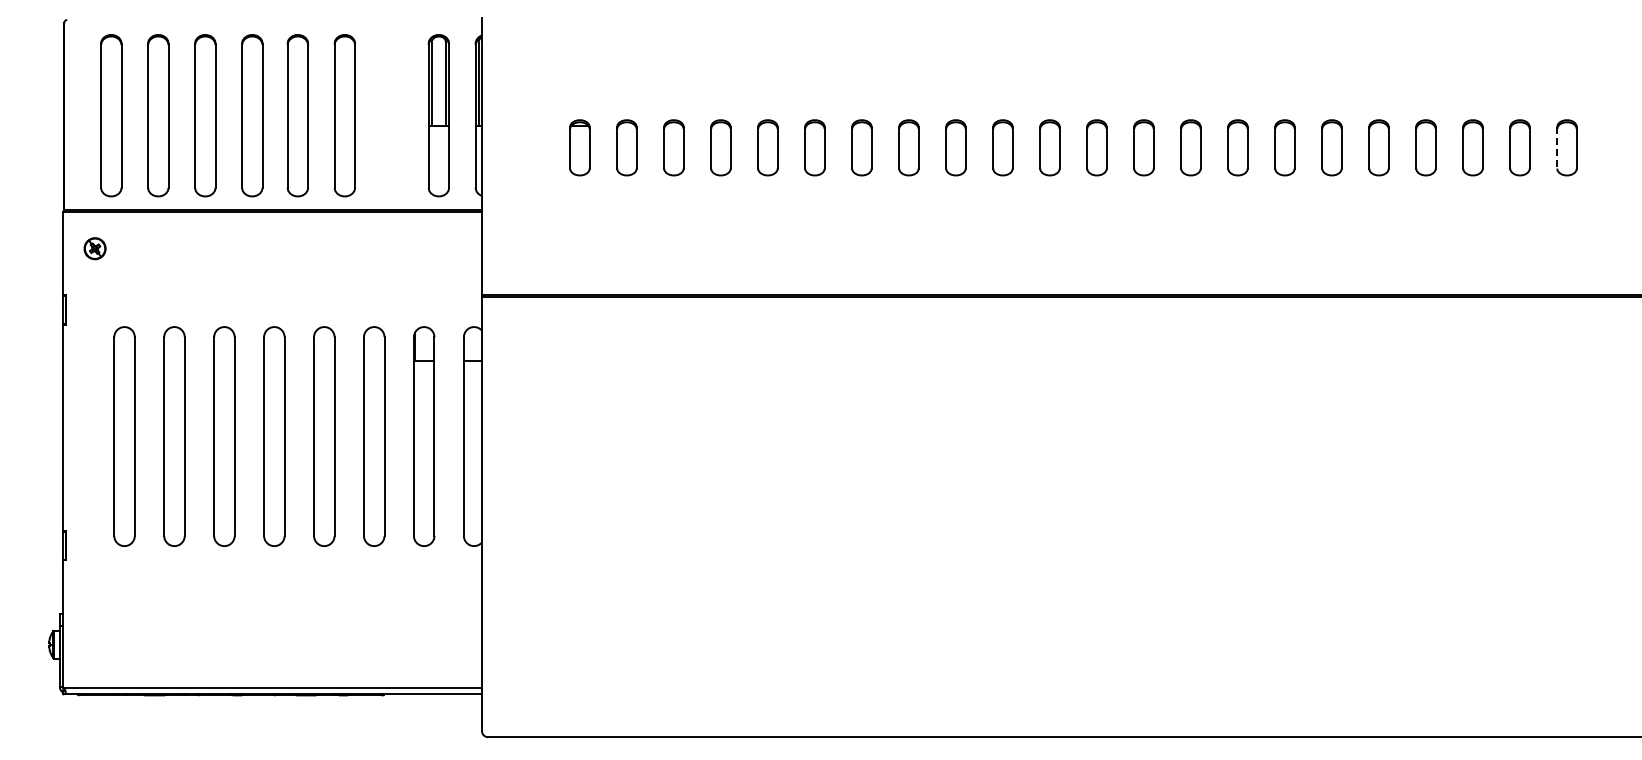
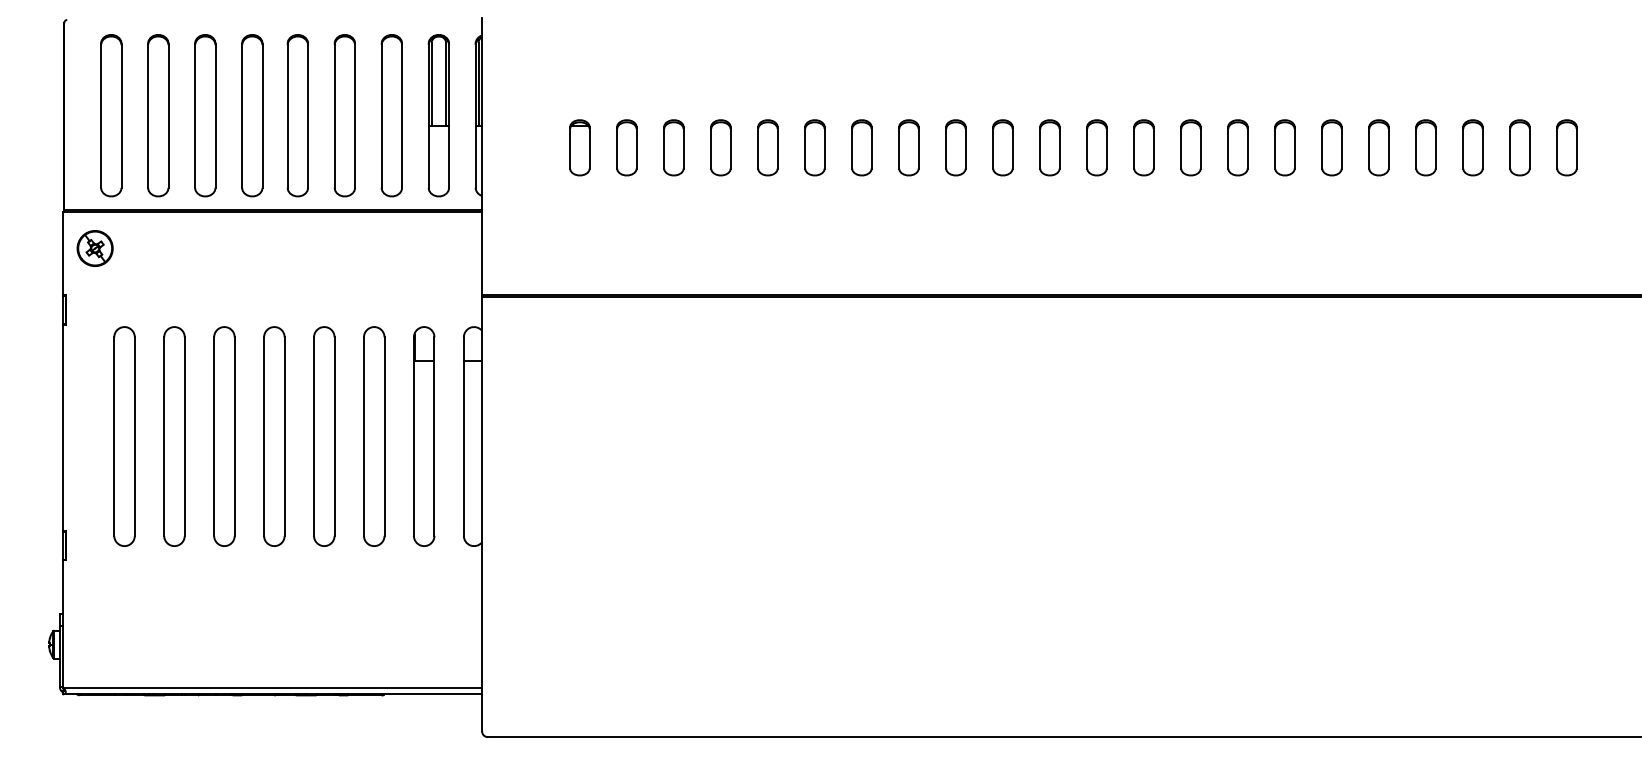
part: none -> present (391, 115)
line: dashed -> solid (1557, 147)
part size: 24x24 px -> 38x38 px (94, 248)
